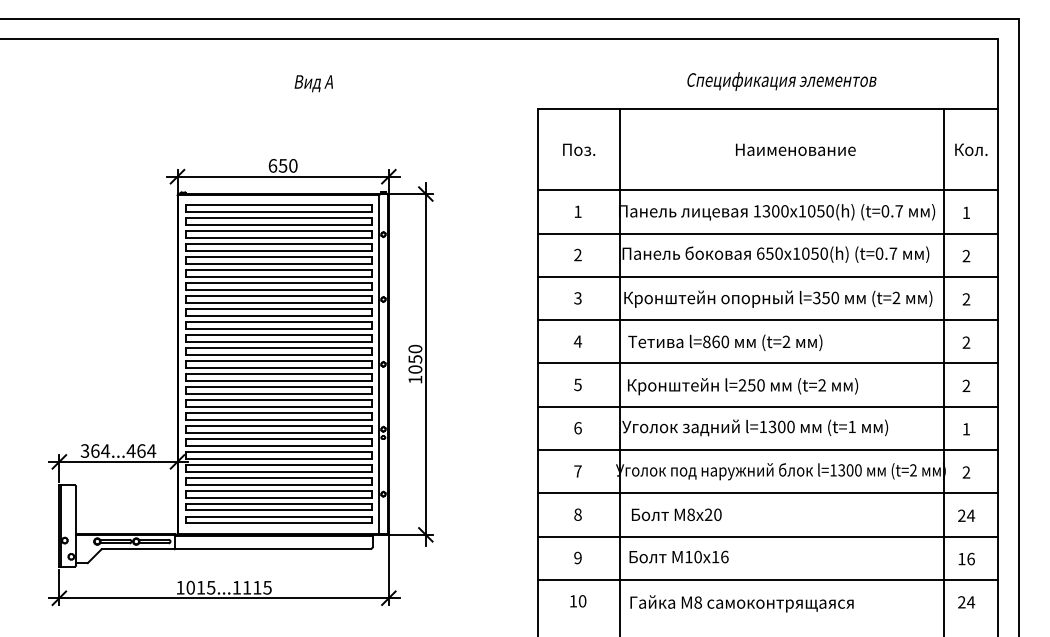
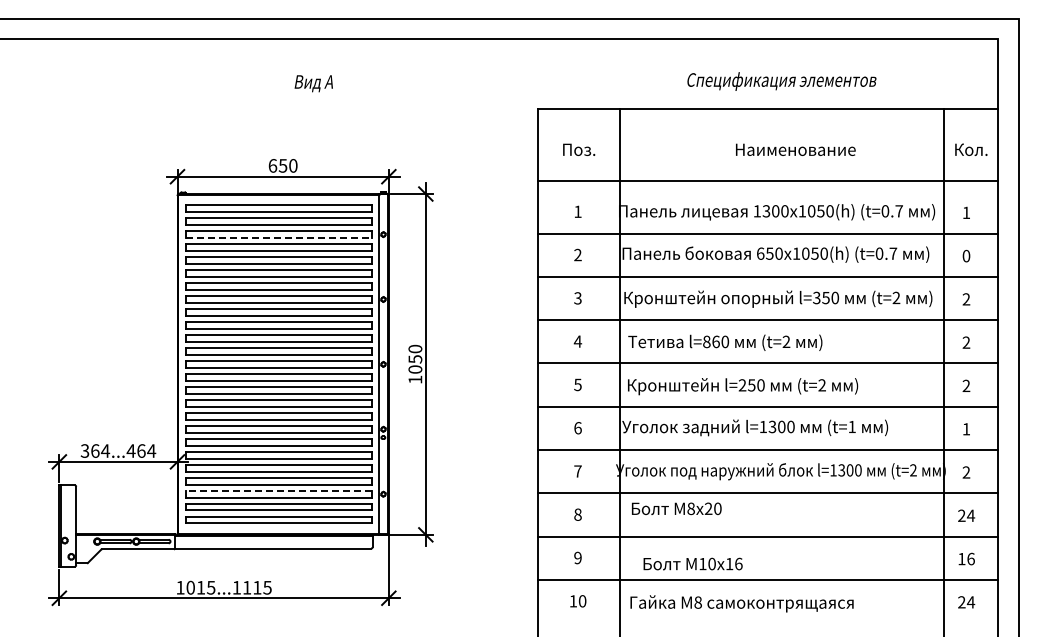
line position: (768, 190) -> (768, 181) (768, 181)
line: solid -> dashed (279, 237)
text: 2 -> 0 (966, 256)
line: solid -> dashed (278, 491)
text position: (676, 514) -> (676, 508) (676, 508)
text position: (678, 556) -> (692, 563) (692, 563)
